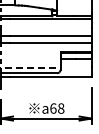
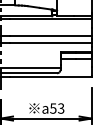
line: dashed -> solid (30, 67)
text: a68 -> a53 (57, 108)
